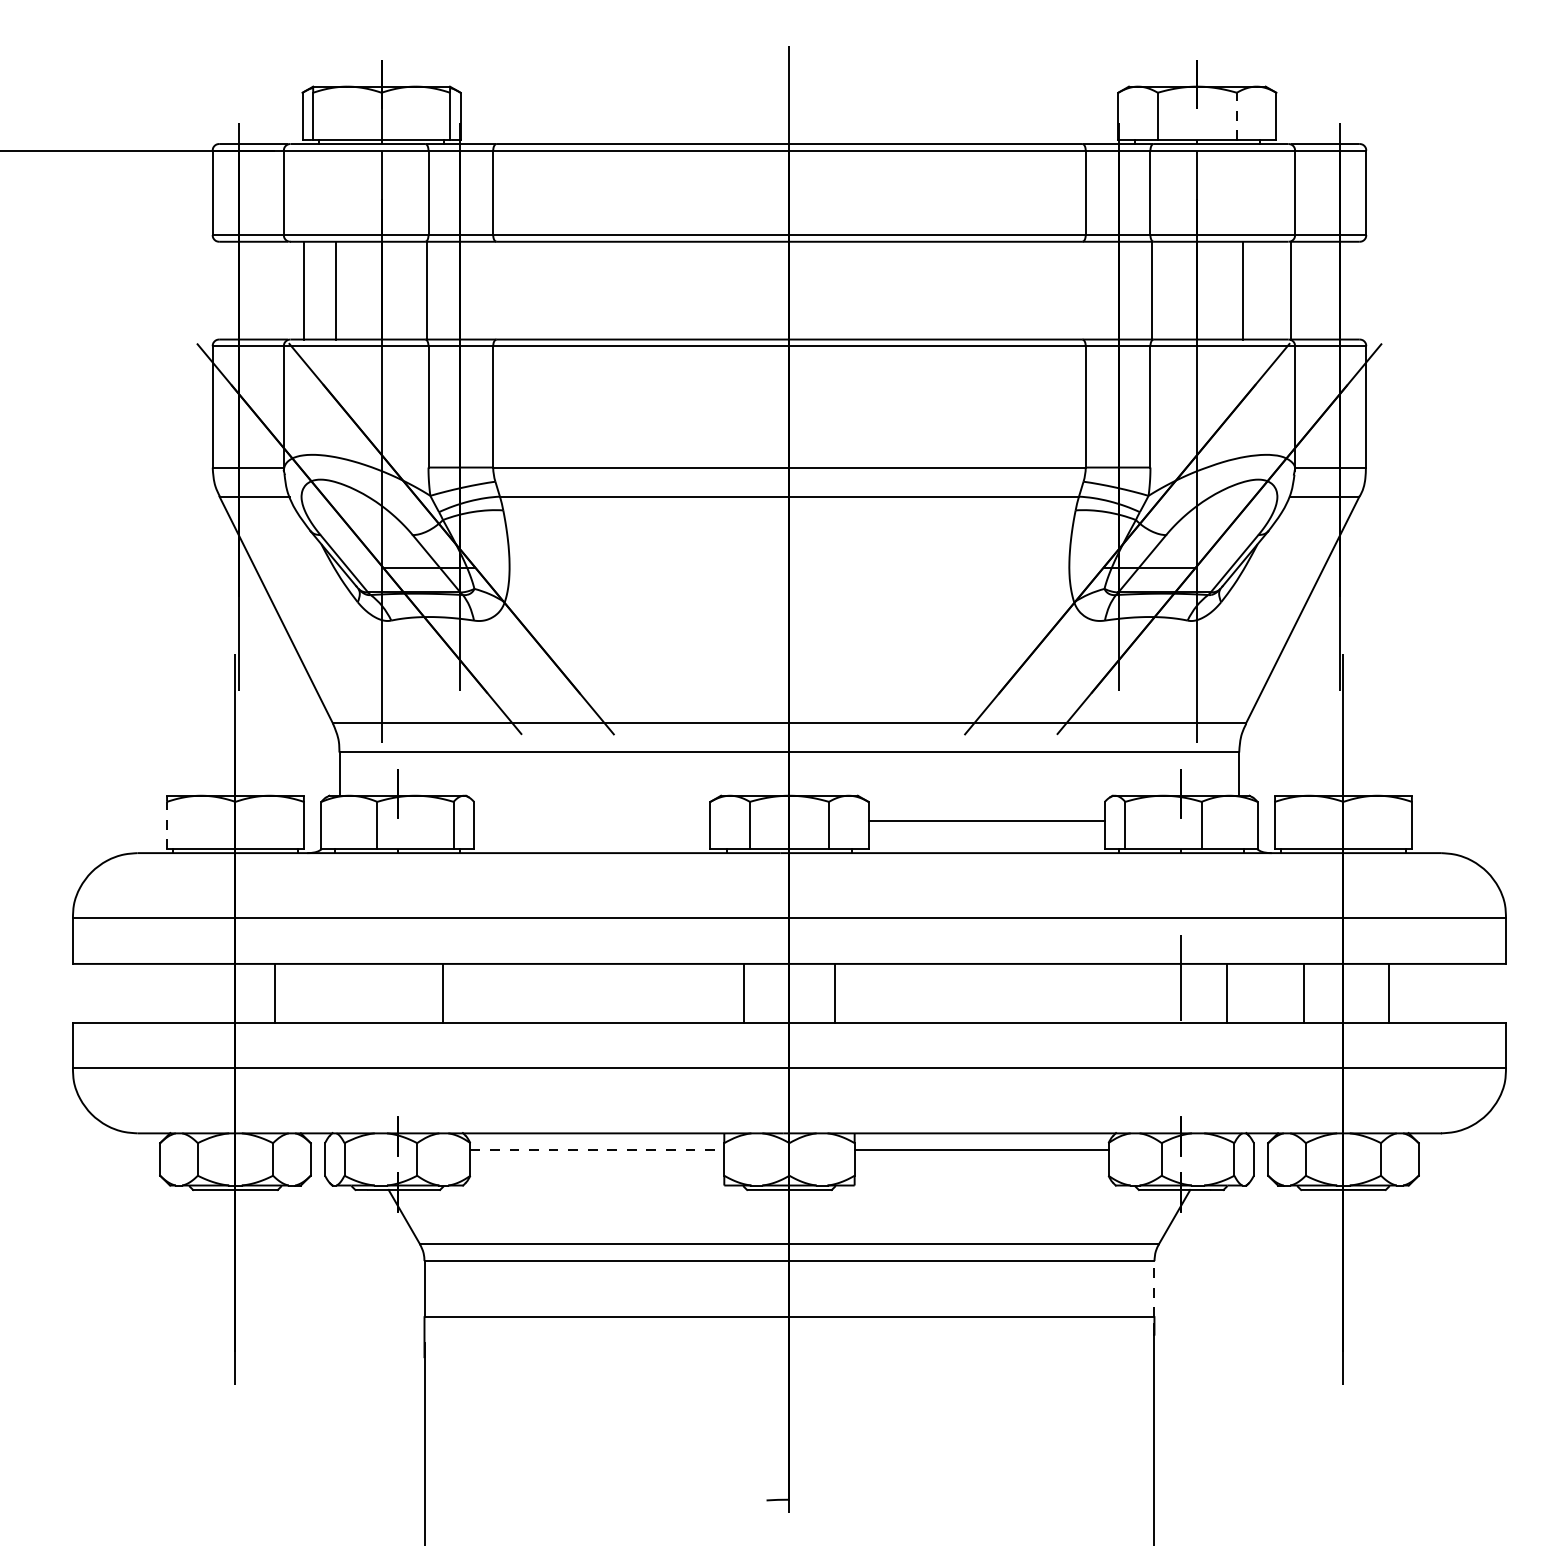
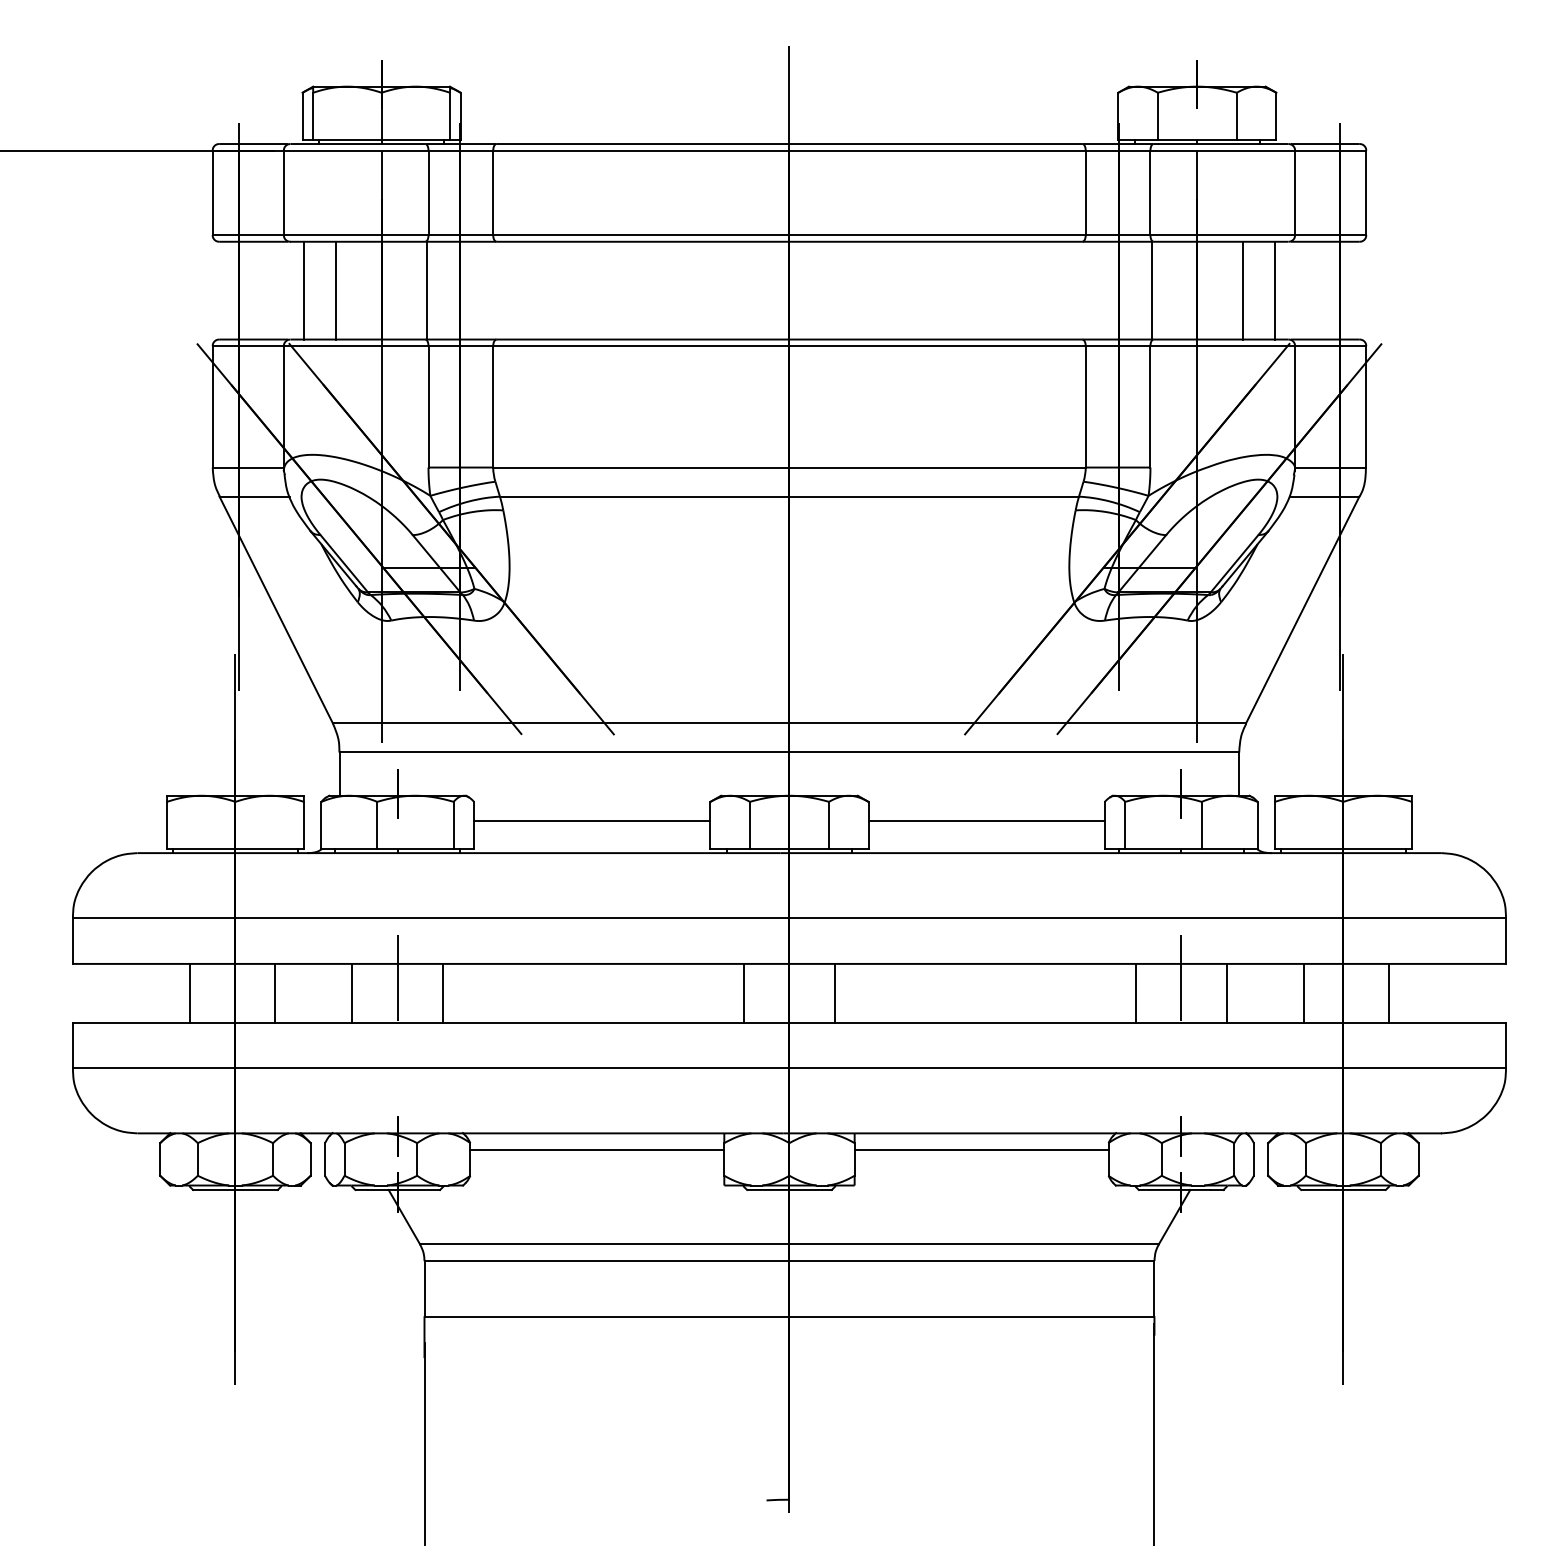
line: dashed -> solid (1236, 116)
line position: (1291, 290) -> (1275, 290) (1275, 290)
line: none -> present (592, 820)
line: dashed -> solid (167, 825)
line: none -> present (397, 978)
line: none -> present (189, 992)
line: none -> present (352, 992)
line: none -> present (1135, 992)
line: dashed -> solid (597, 1149)
line: dashed -> solid (1154, 1288)
